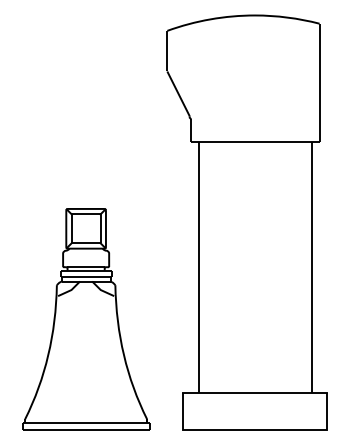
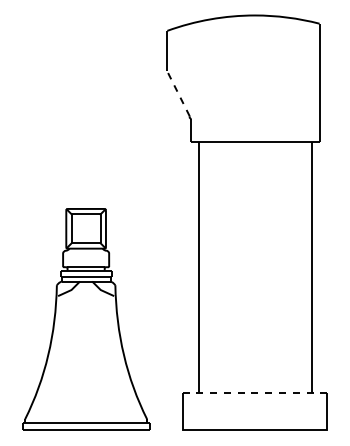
line: solid -> dashed (178, 93)
line: solid -> dashed (255, 392)
